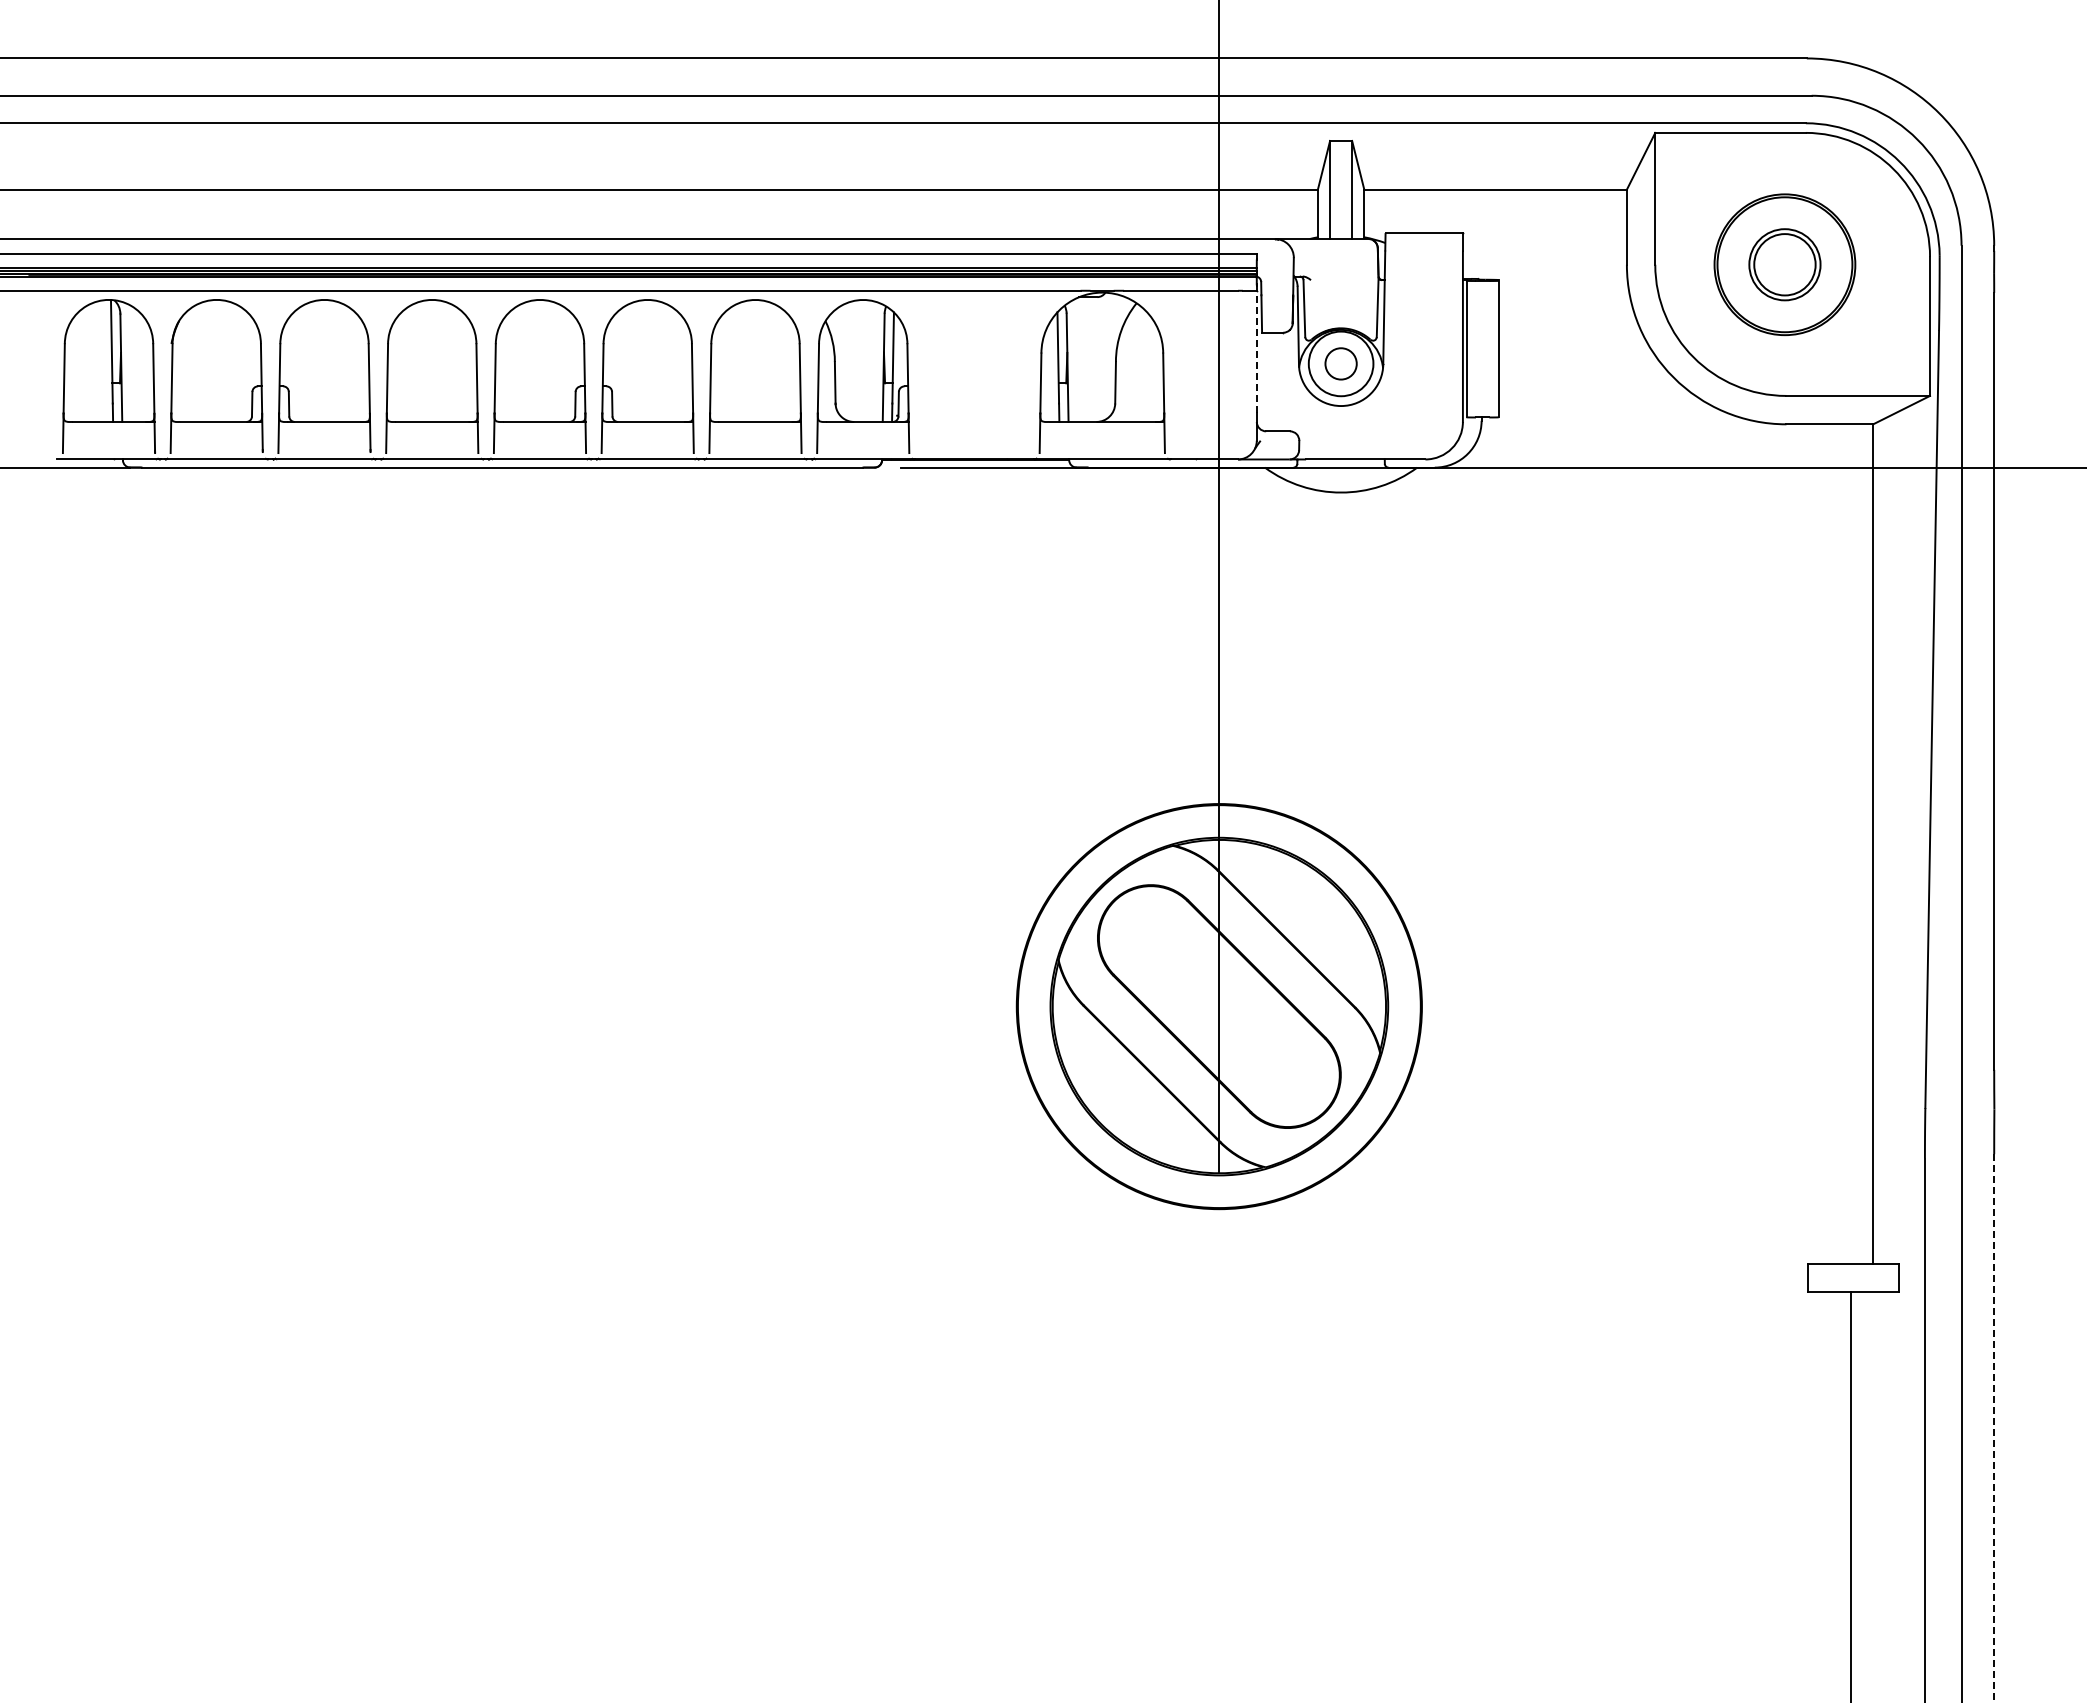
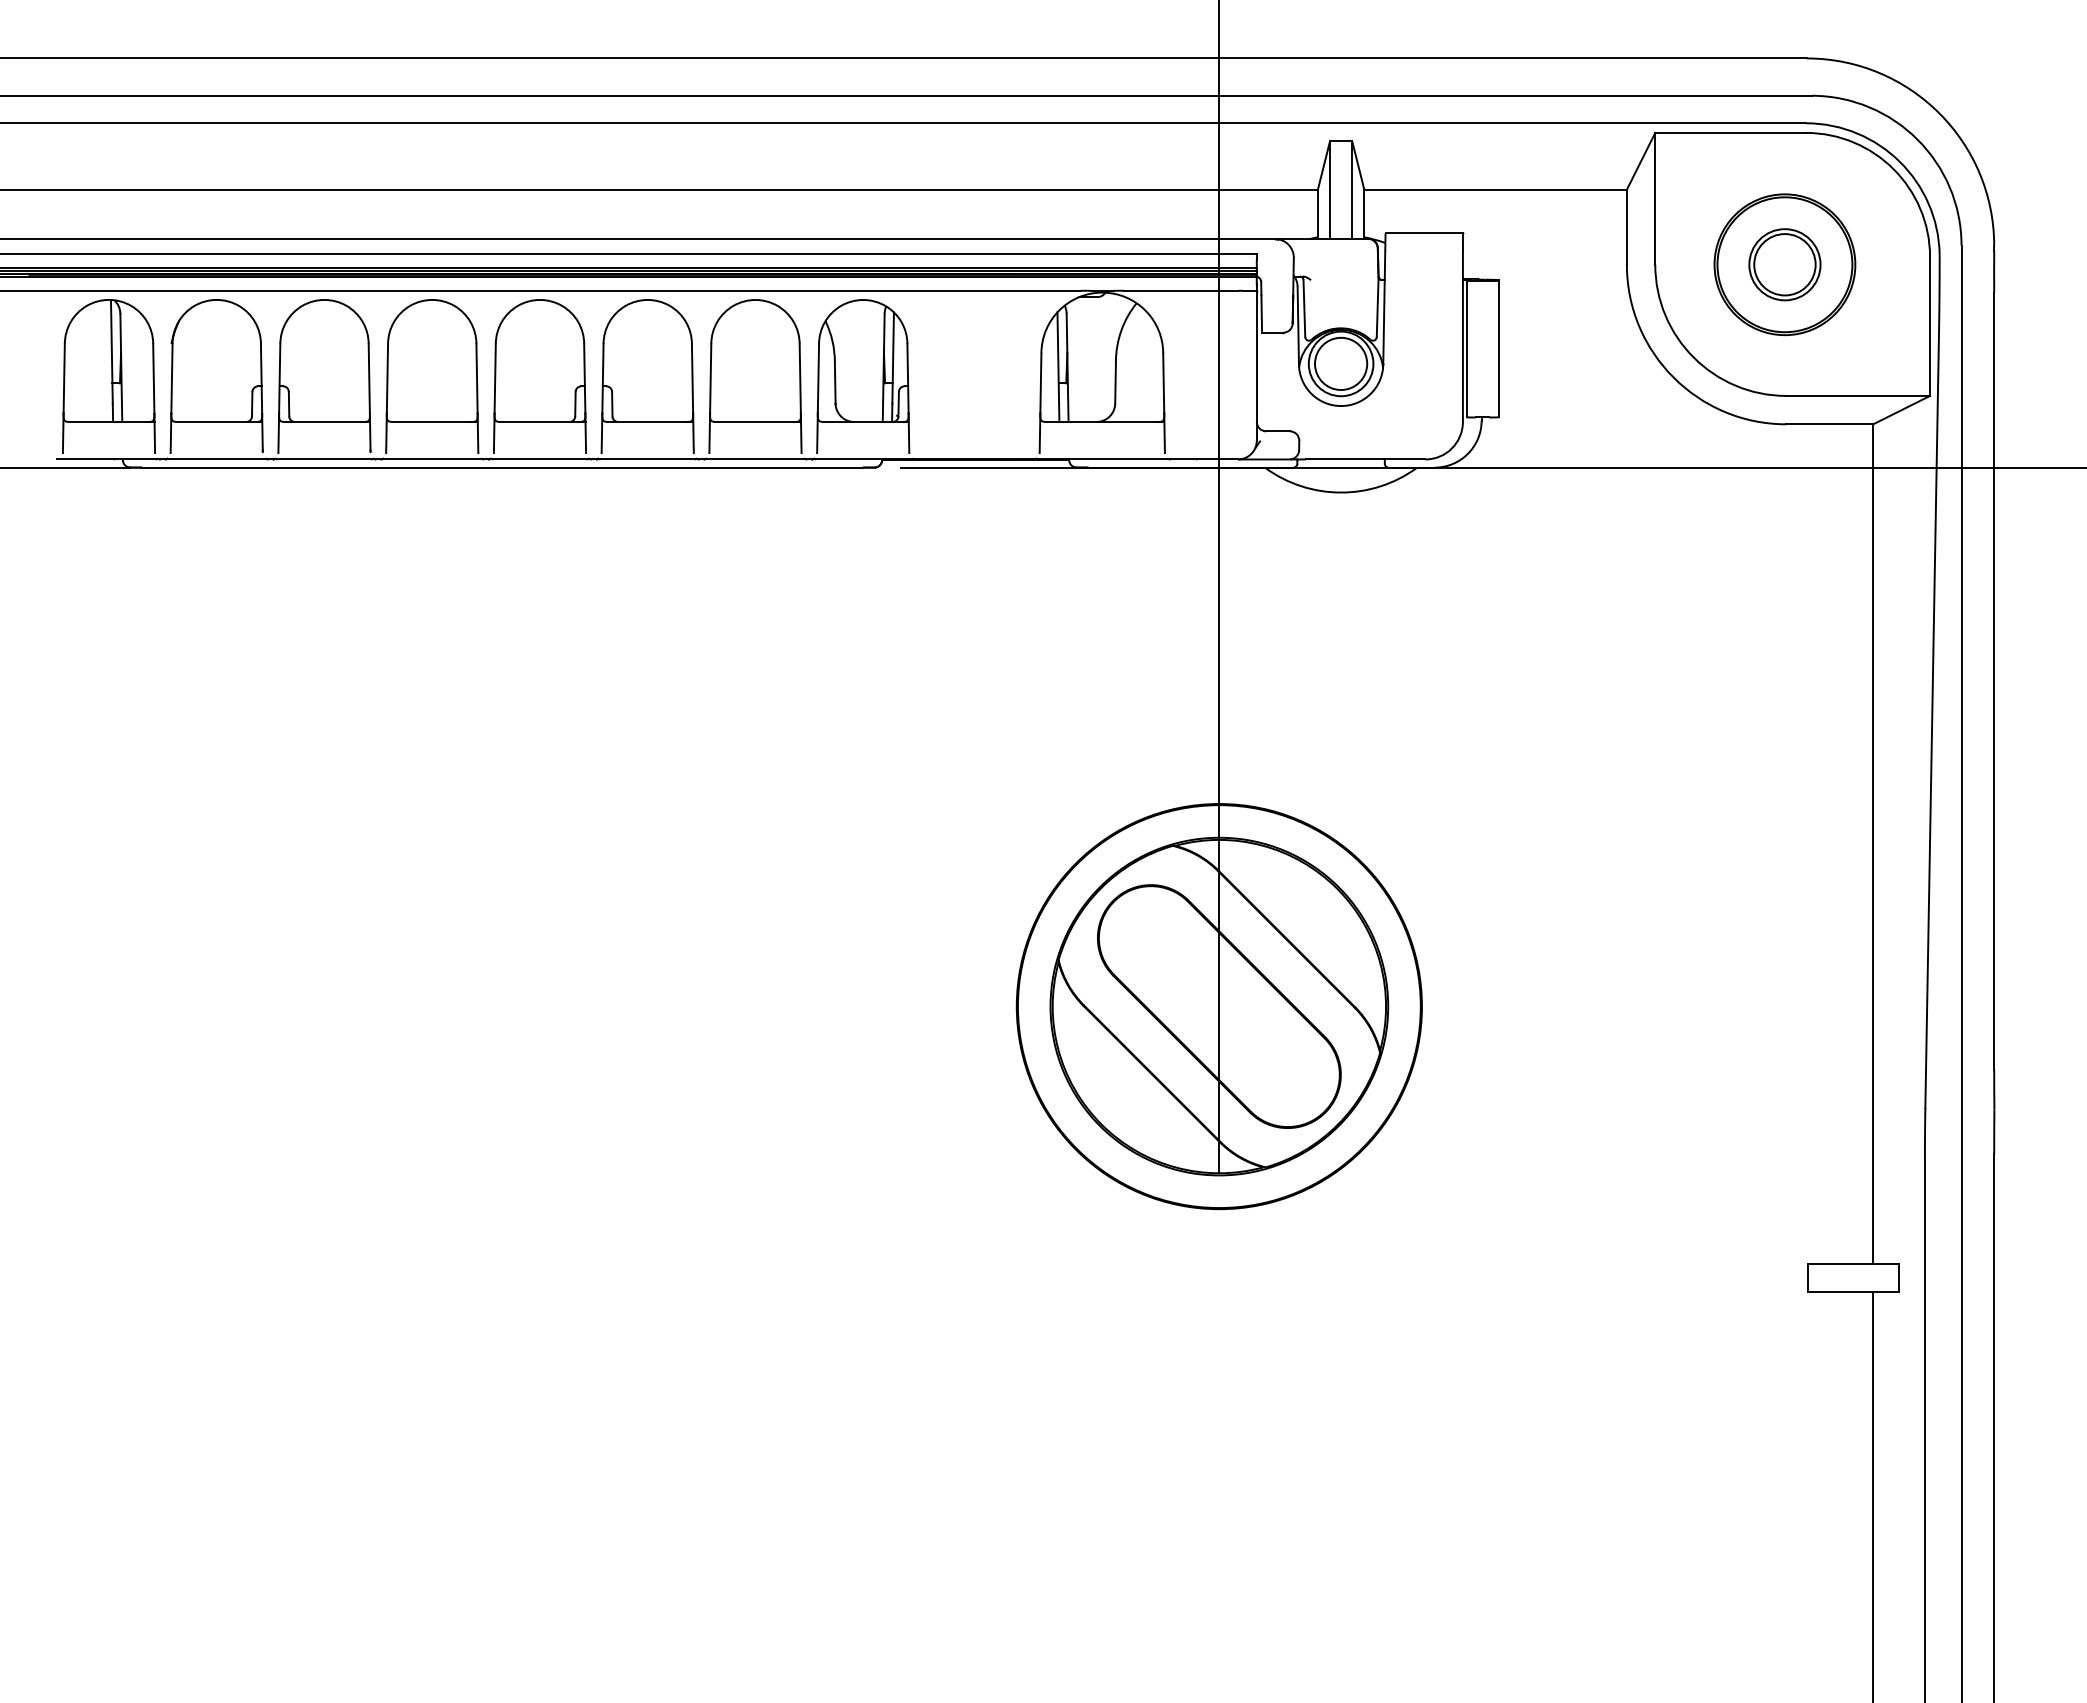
line: dashed -> solid (1256, 351)
circle diameter: 31 px -> 52 px (1341, 363)
line: dashed -> solid (1994, 1428)
line position: (1851, 1495) -> (1873, 1495) (1873, 1495)
